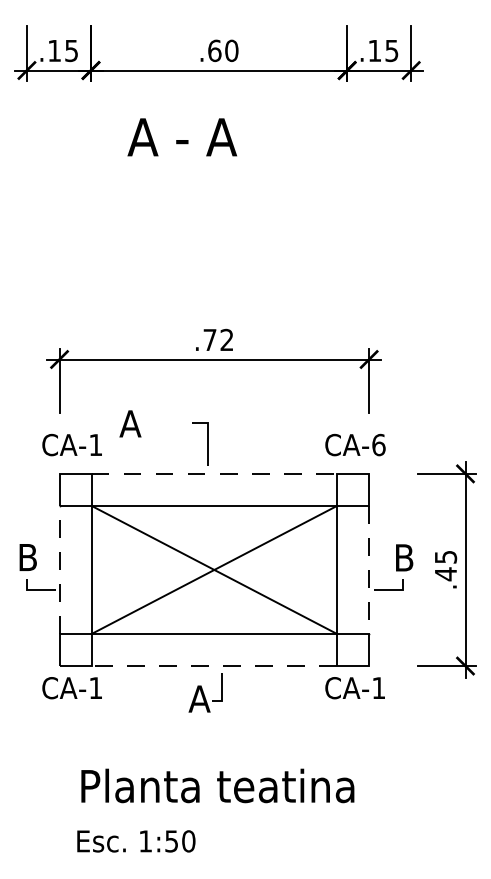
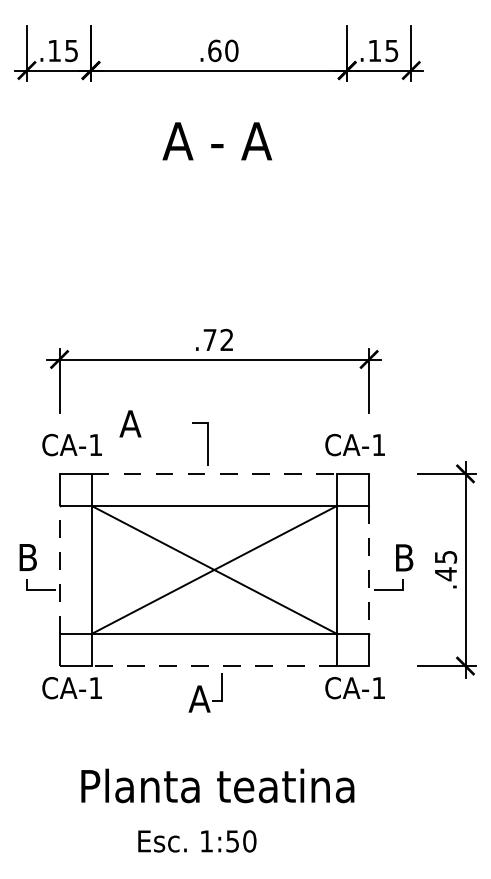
text position: (181, 137) -> (216, 141) (216, 141)
text: CA-6 -> CA-1 (378, 444)
text position: (136, 841) -> (197, 841) (197, 841)
